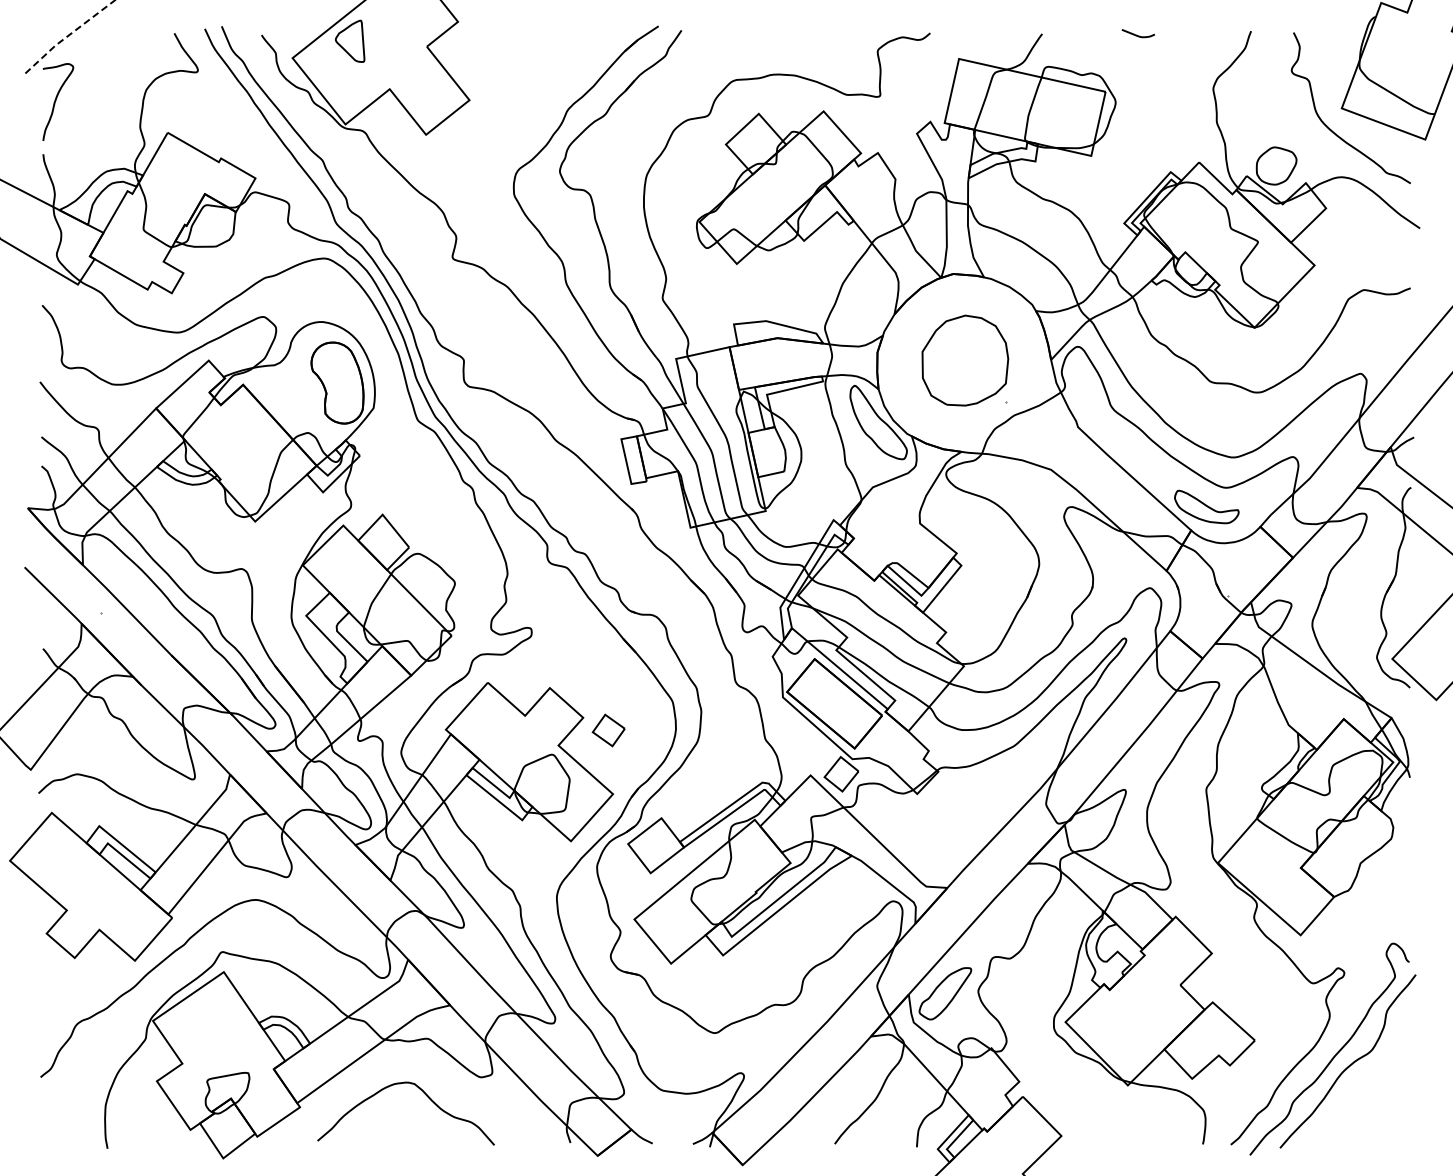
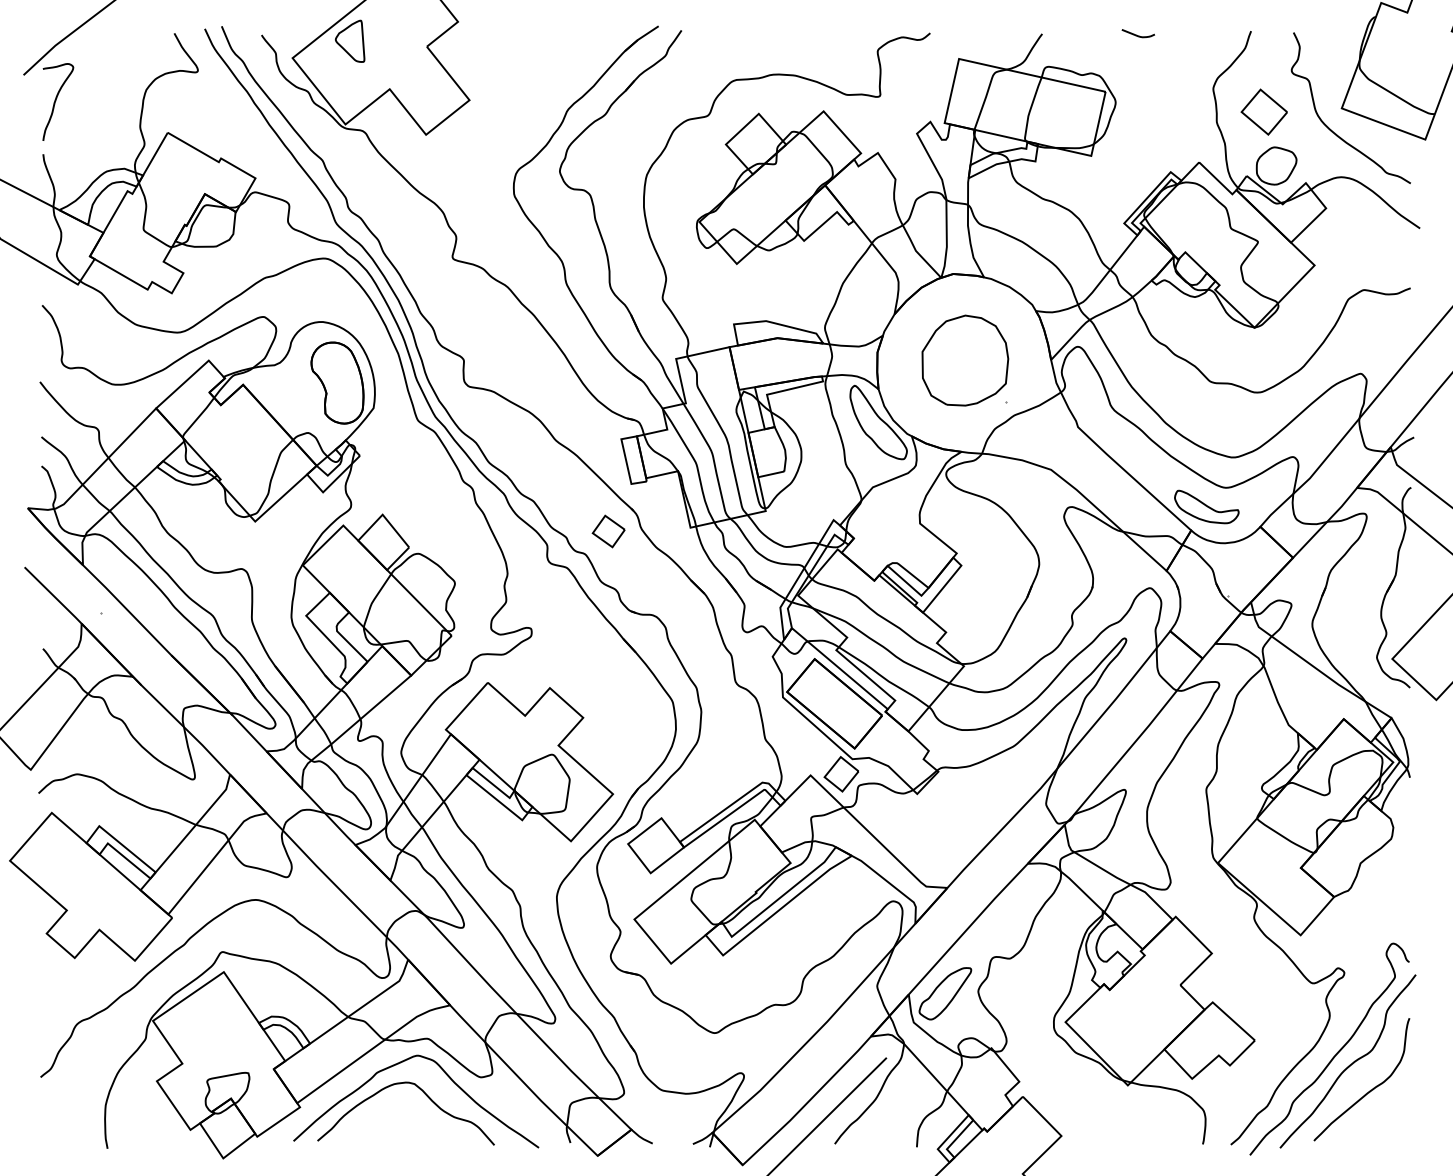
line: dashed -> solid (67, 36)
part: none -> present (1263, 111)
part position: (608, 730) -> (608, 531) (608, 531)
curve: none -> present (444, 1073)
curve: none -> present (1369, 1090)
line: none -> present (828, 1115)
